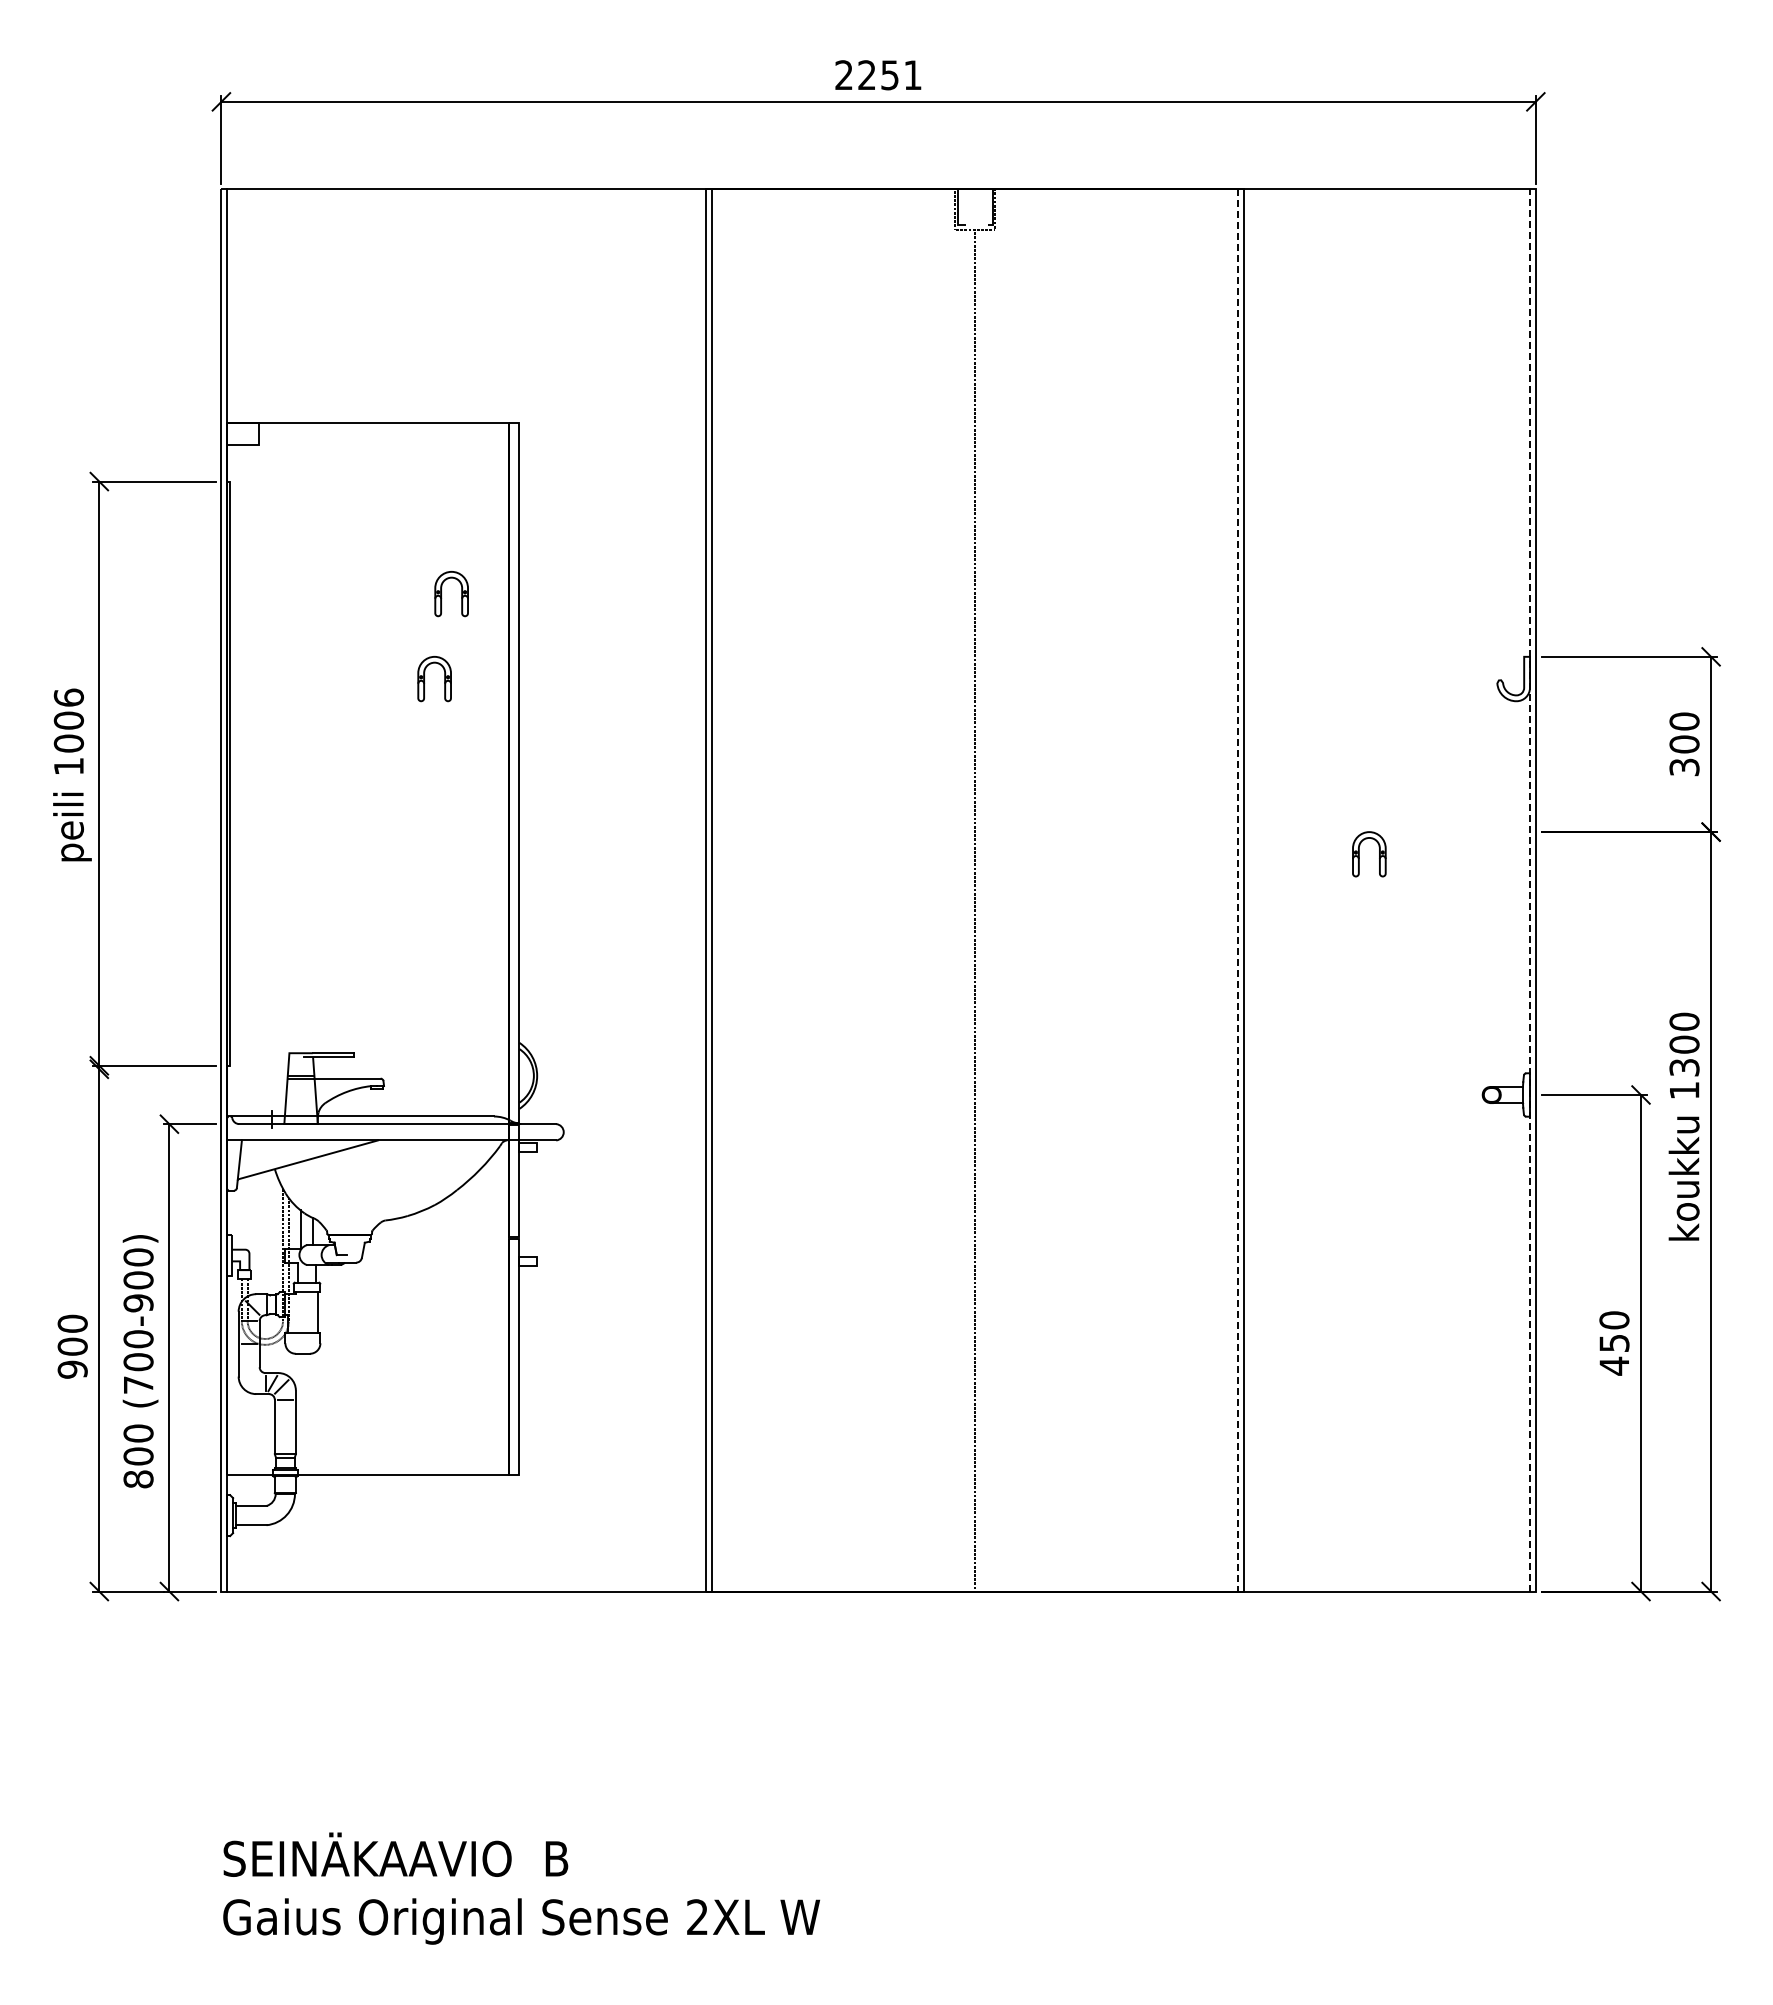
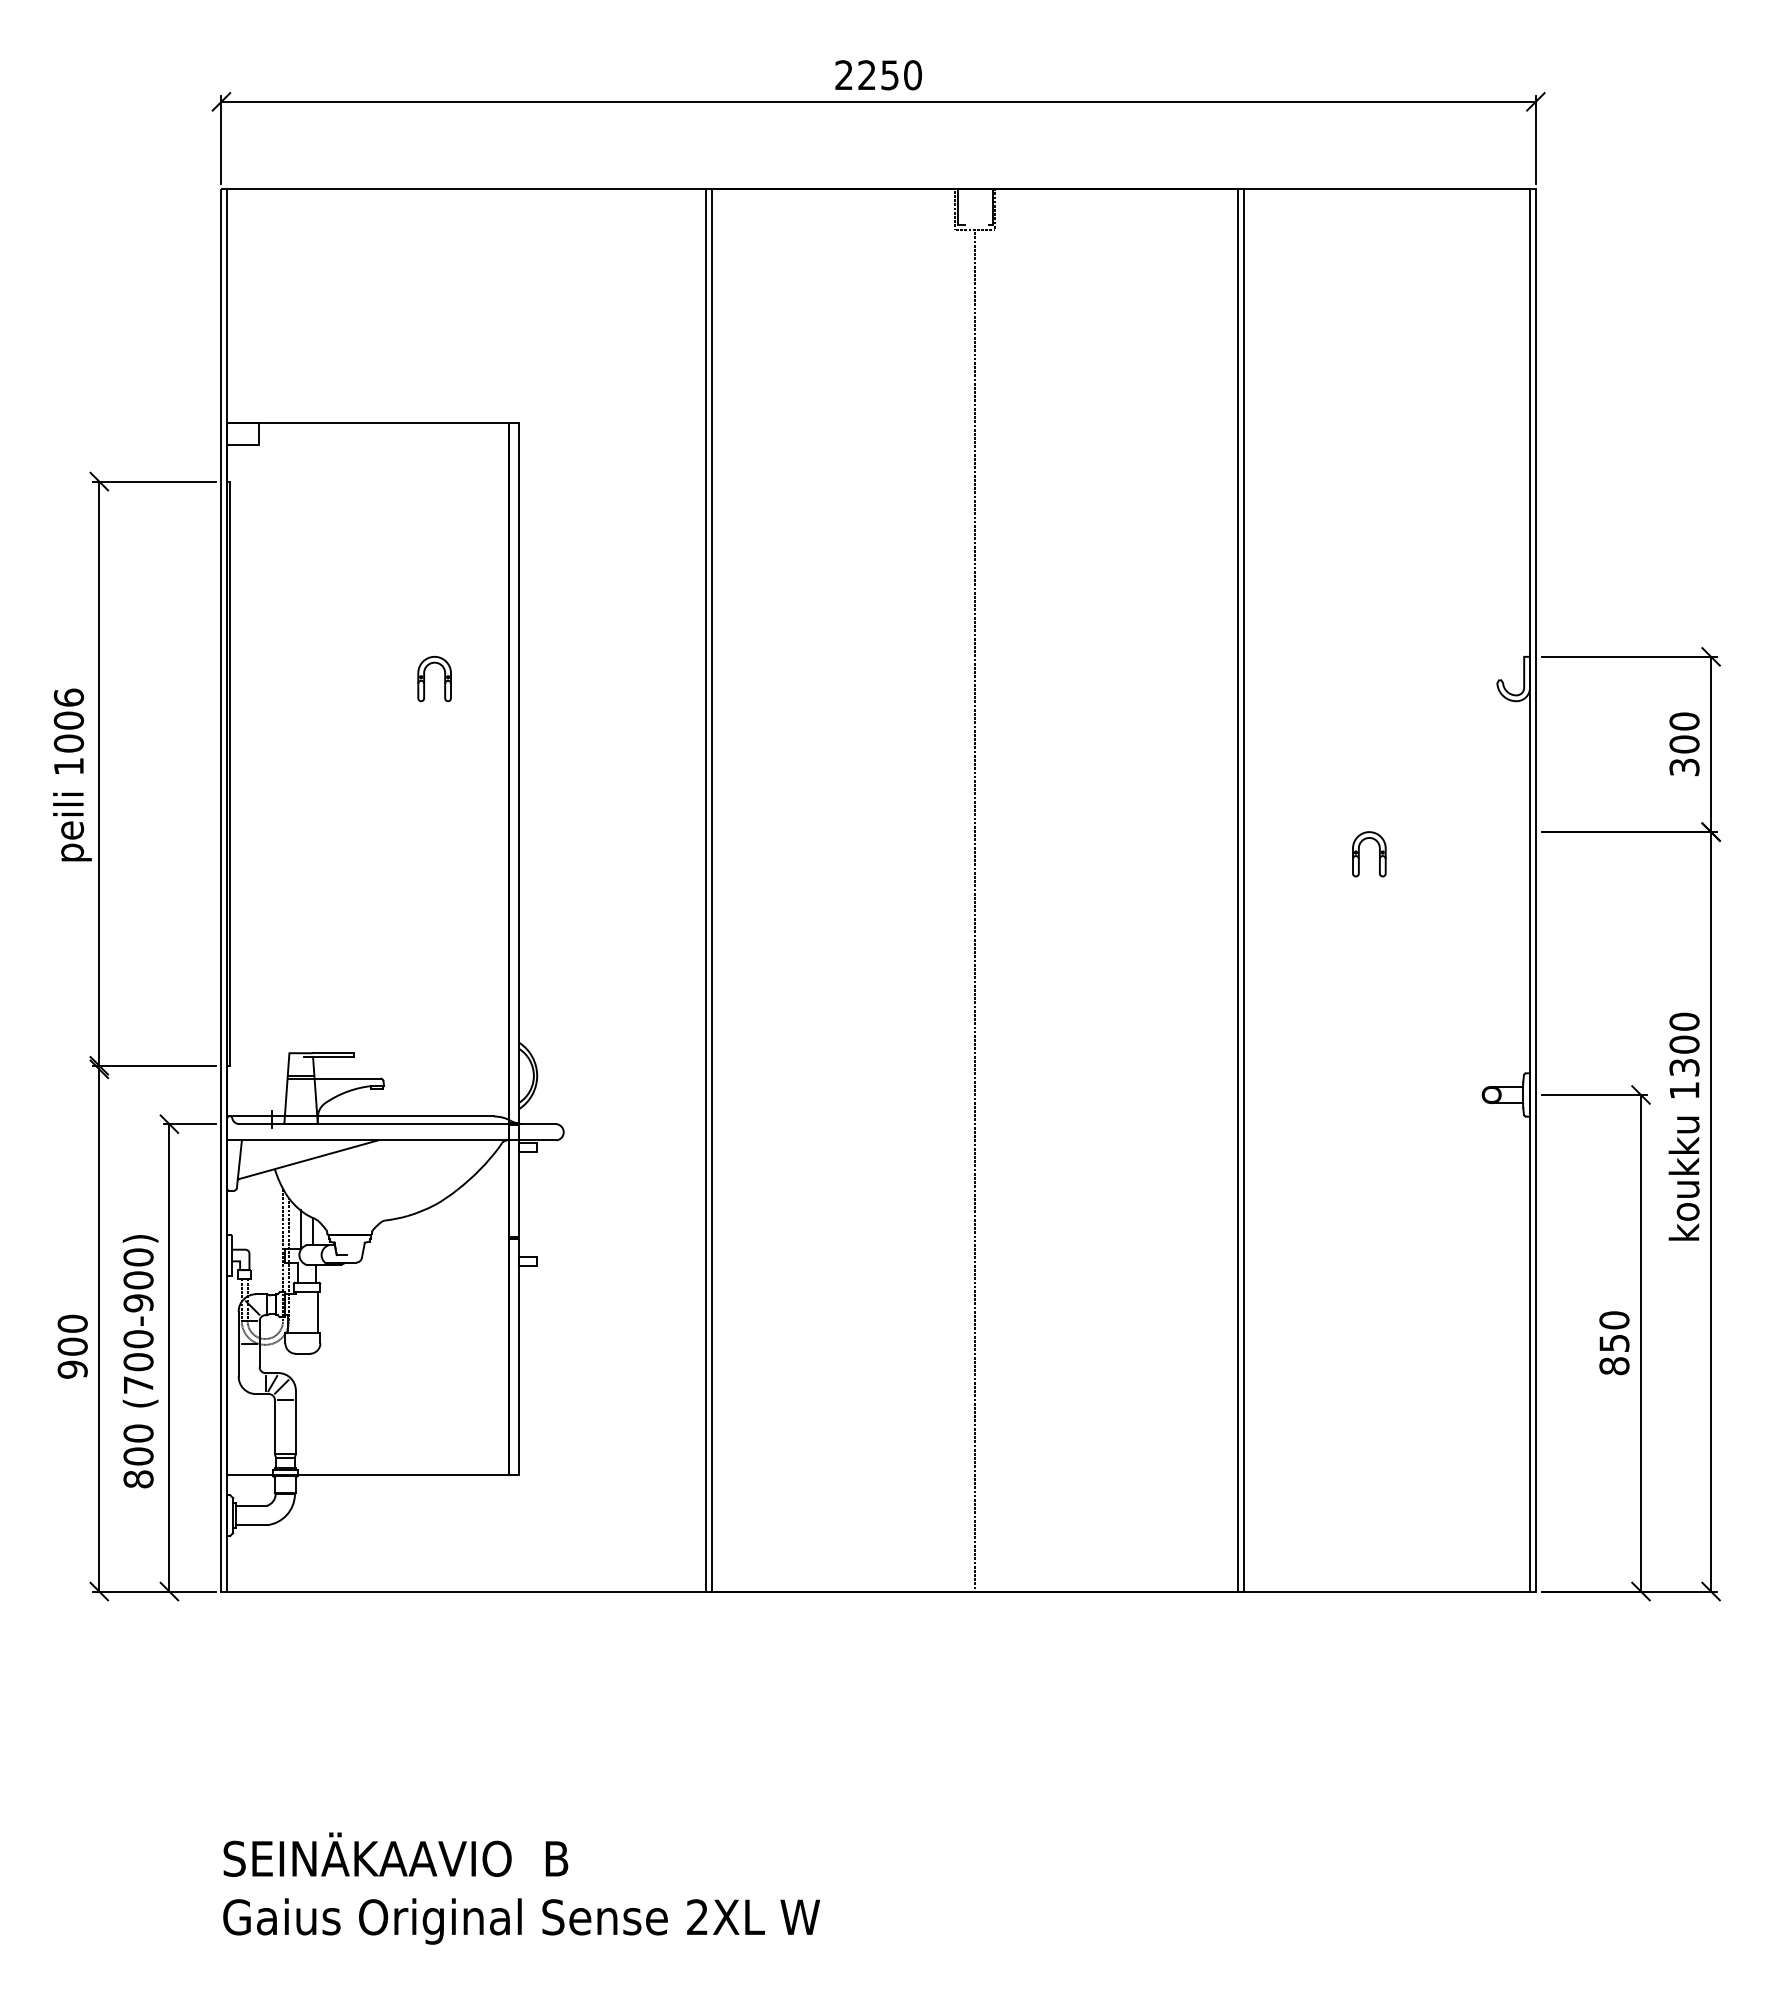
text: 2251 -> 2250 (913, 75)
part: present -> none (442, 598)
line: dashed -> solid (1530, 890)
line: dashed -> solid (1237, 891)
text: 450 -> 850 (1614, 1365)
